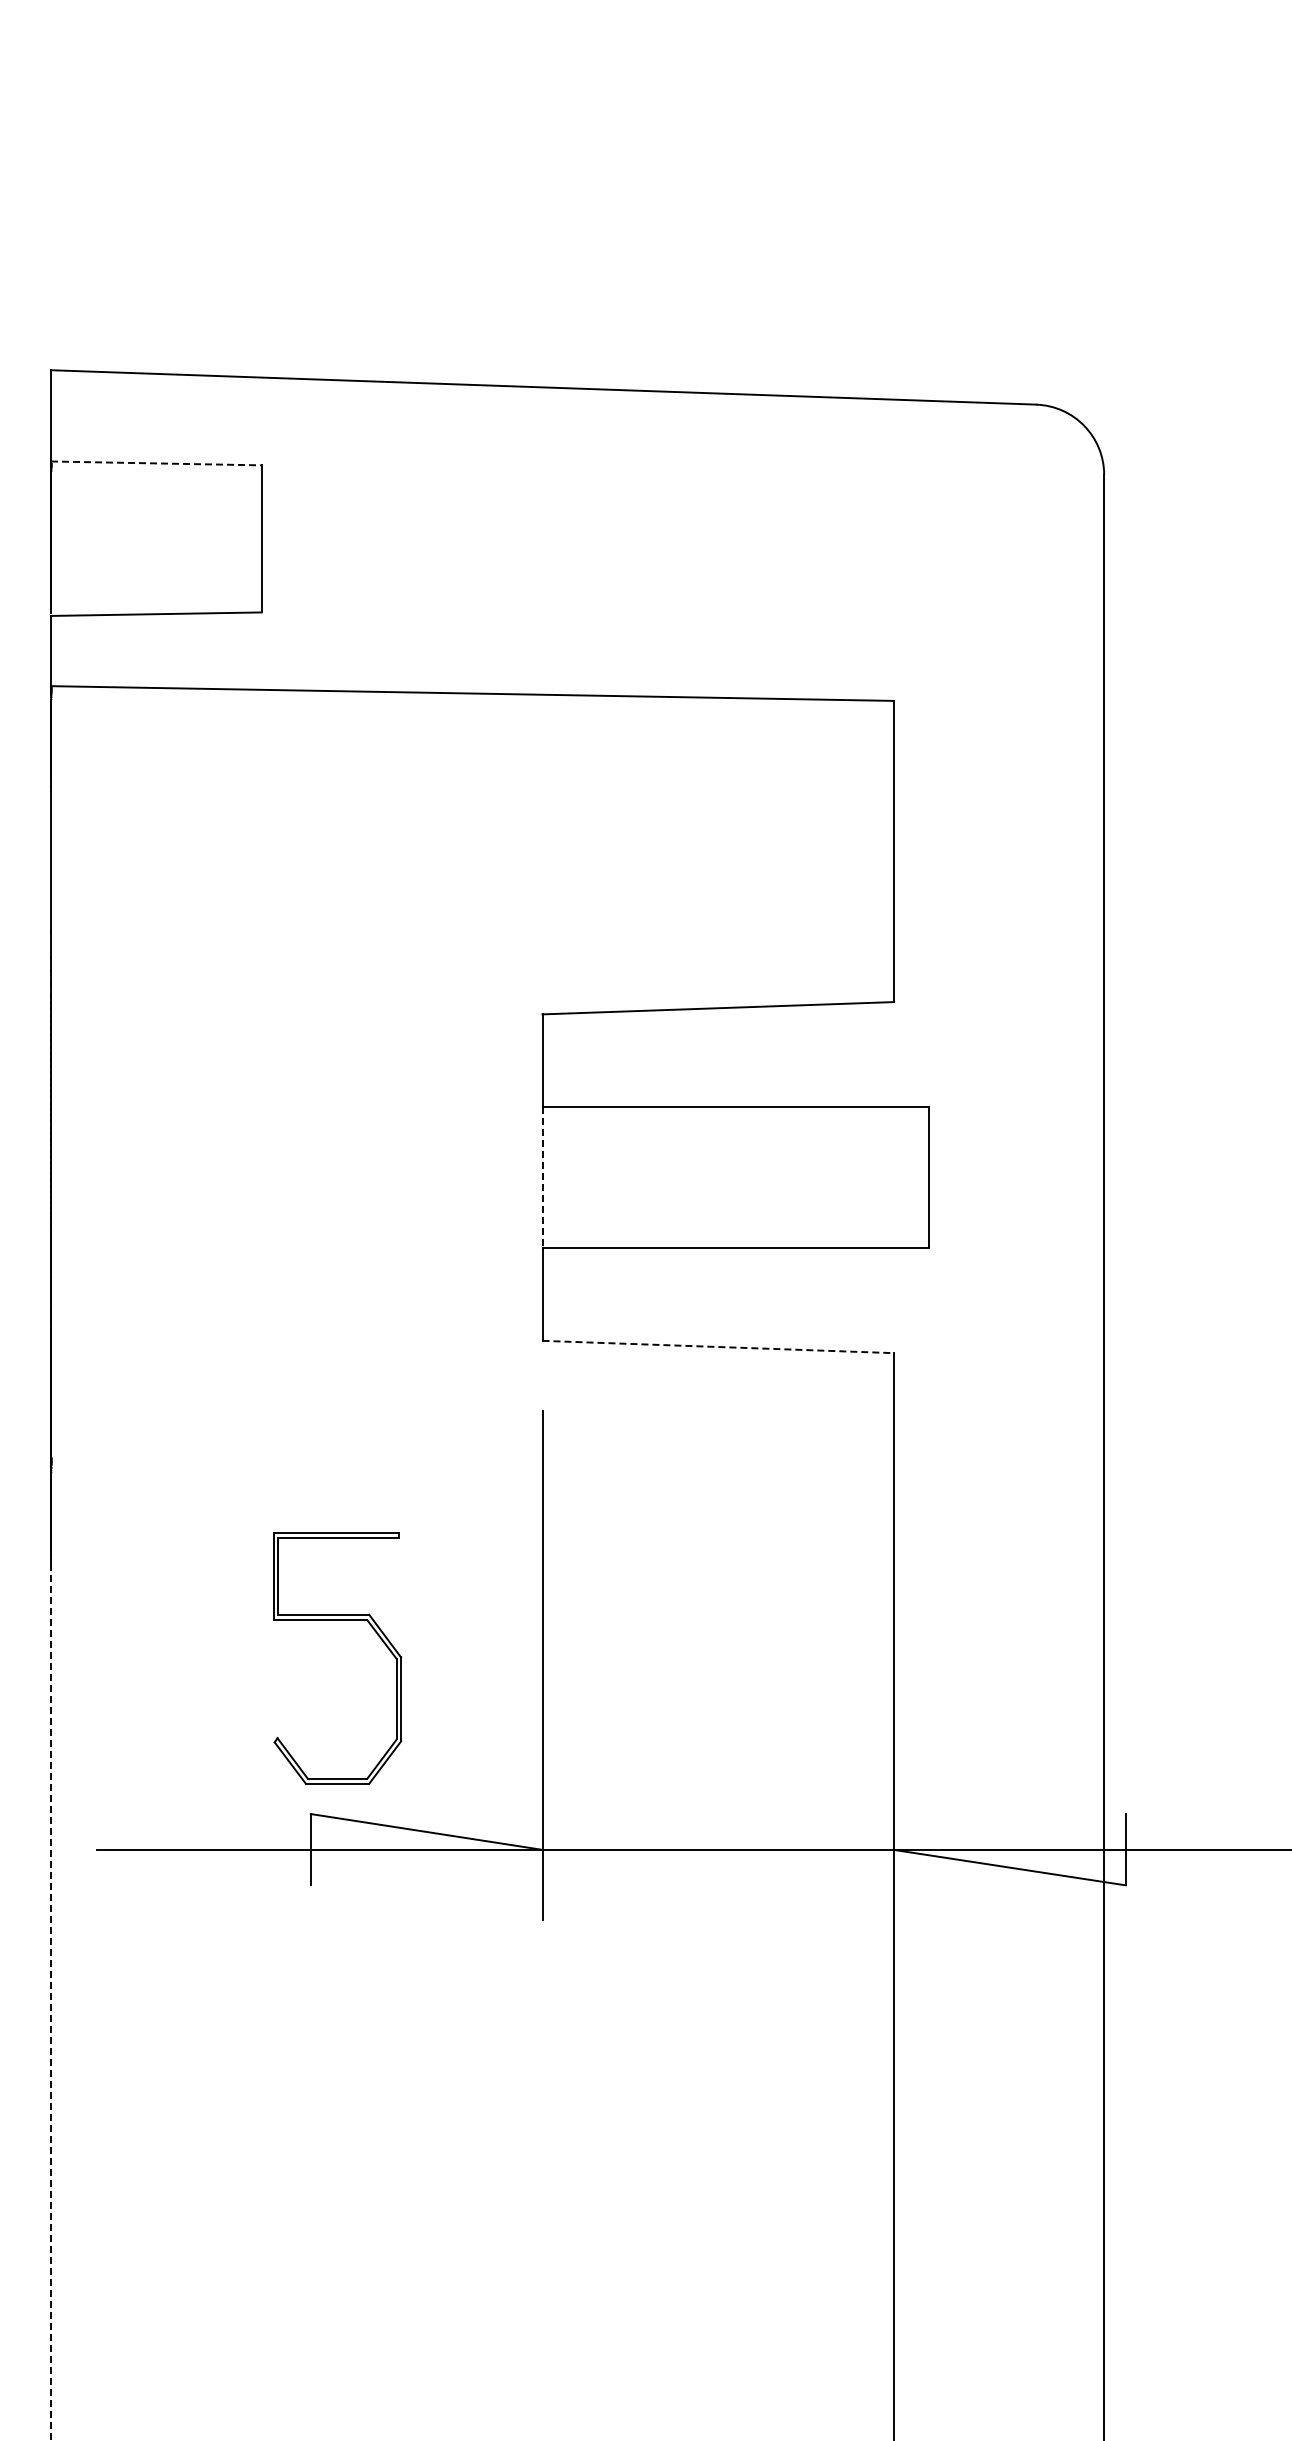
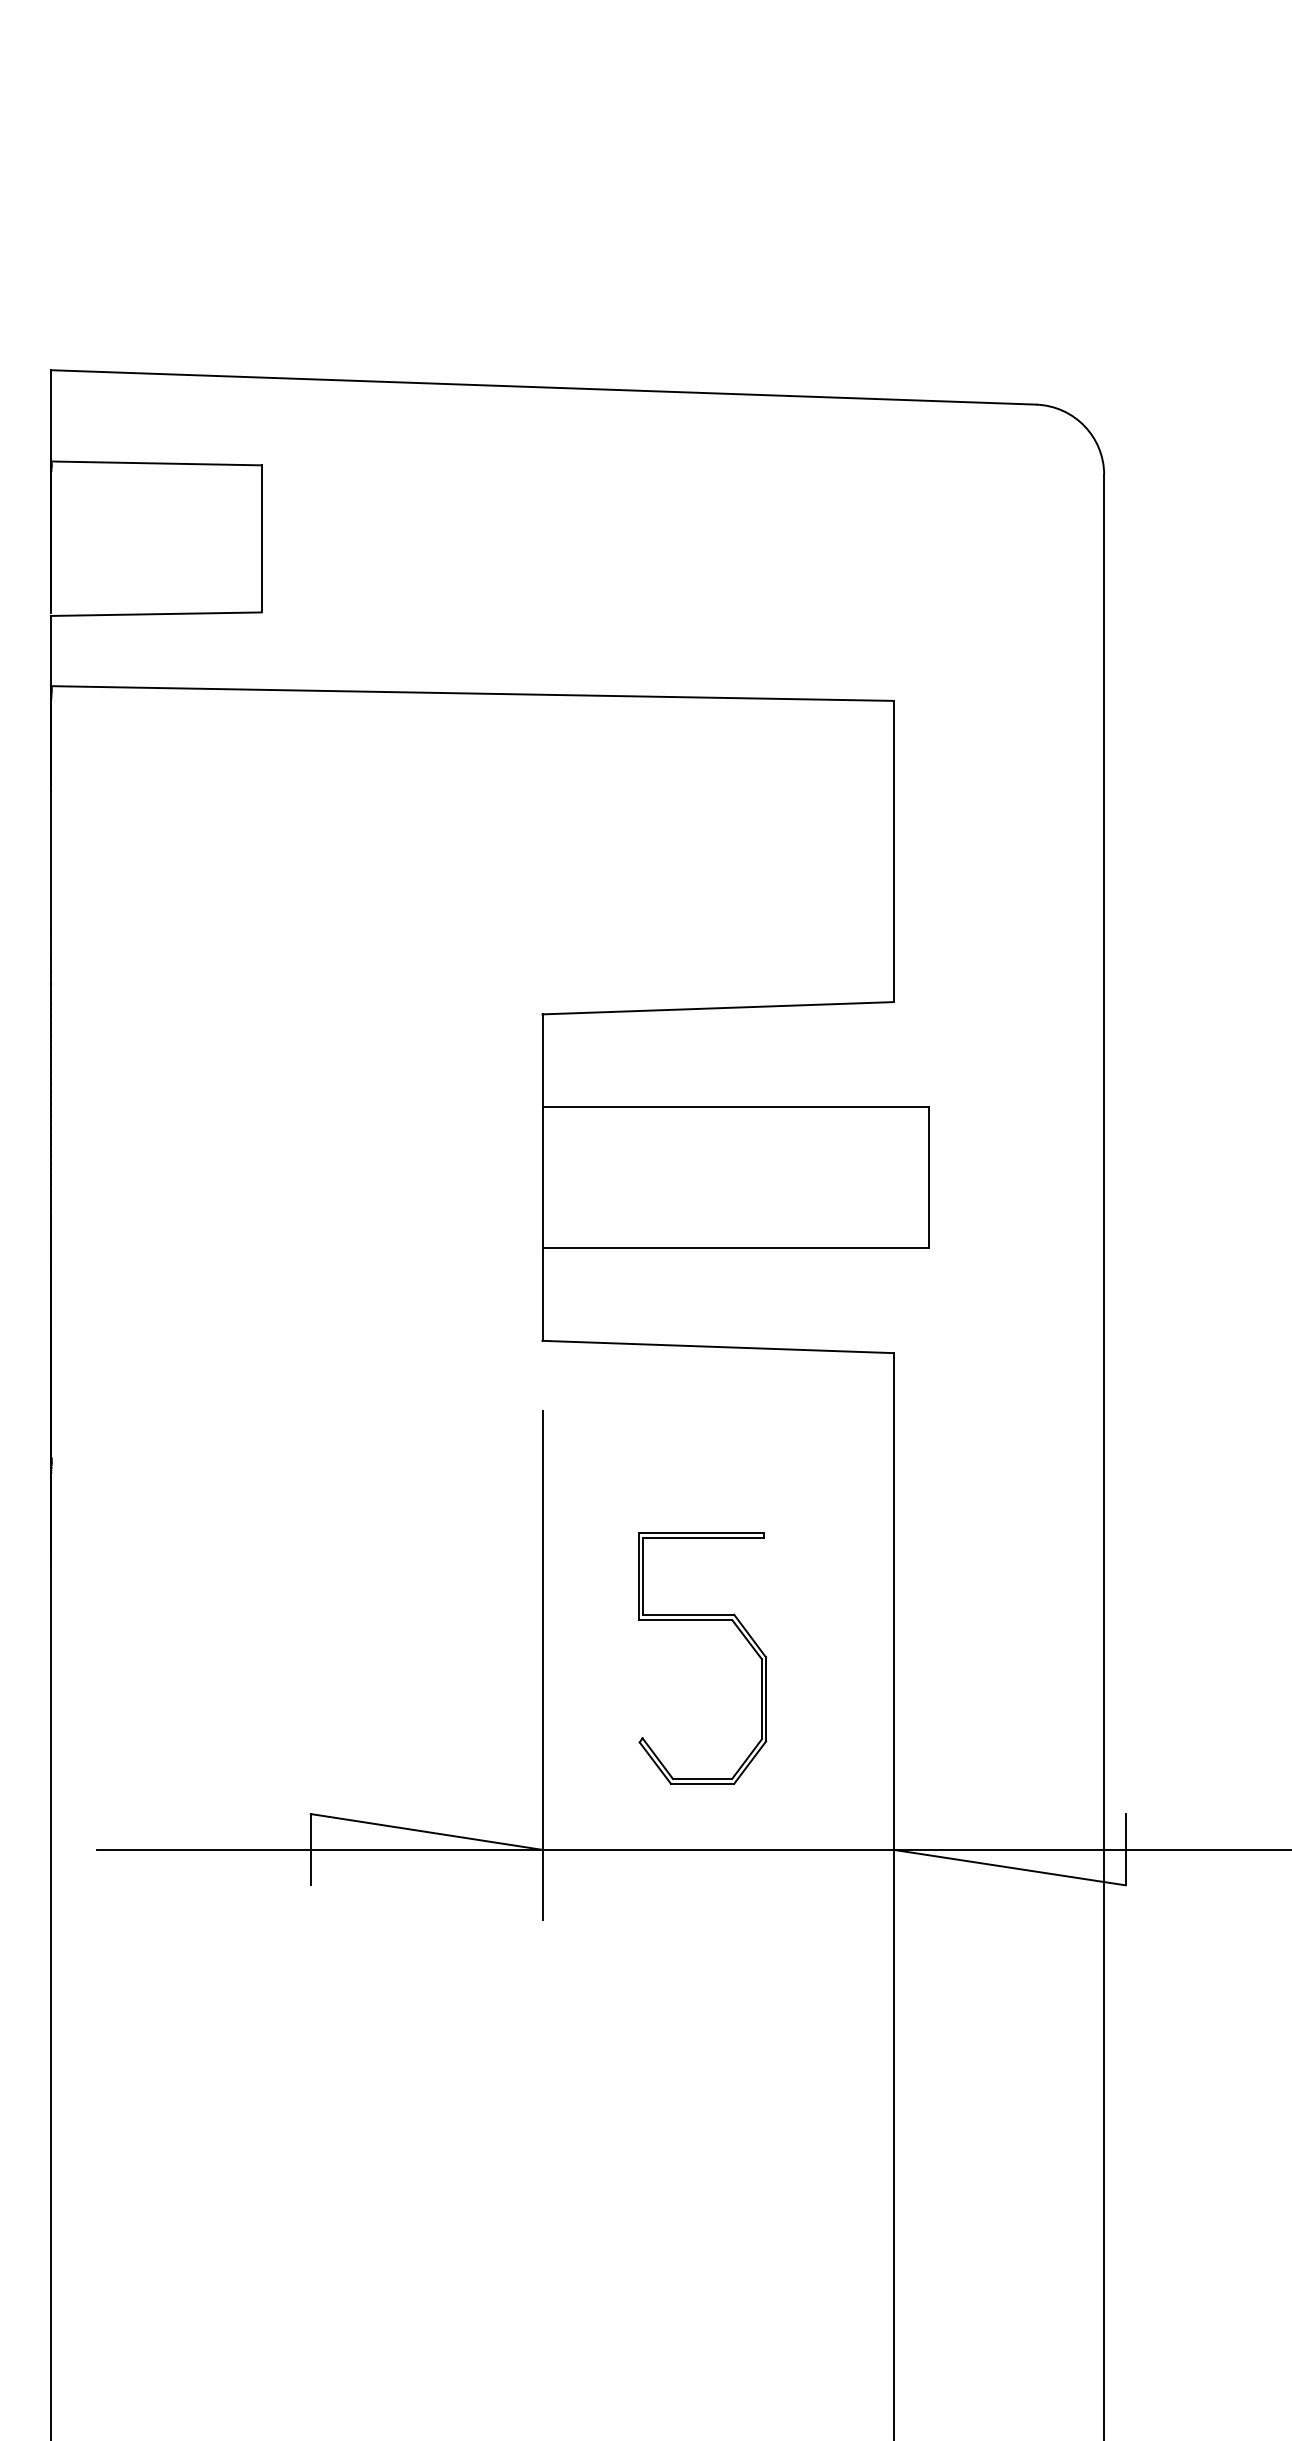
line: dashed -> solid (156, 463)
line: dashed -> solid (542, 1178)
line: dashed -> solid (718, 1347)
part position: (337, 1620) -> (702, 1620) (702, 1620)
line: dashed -> solid (51, 2002)
